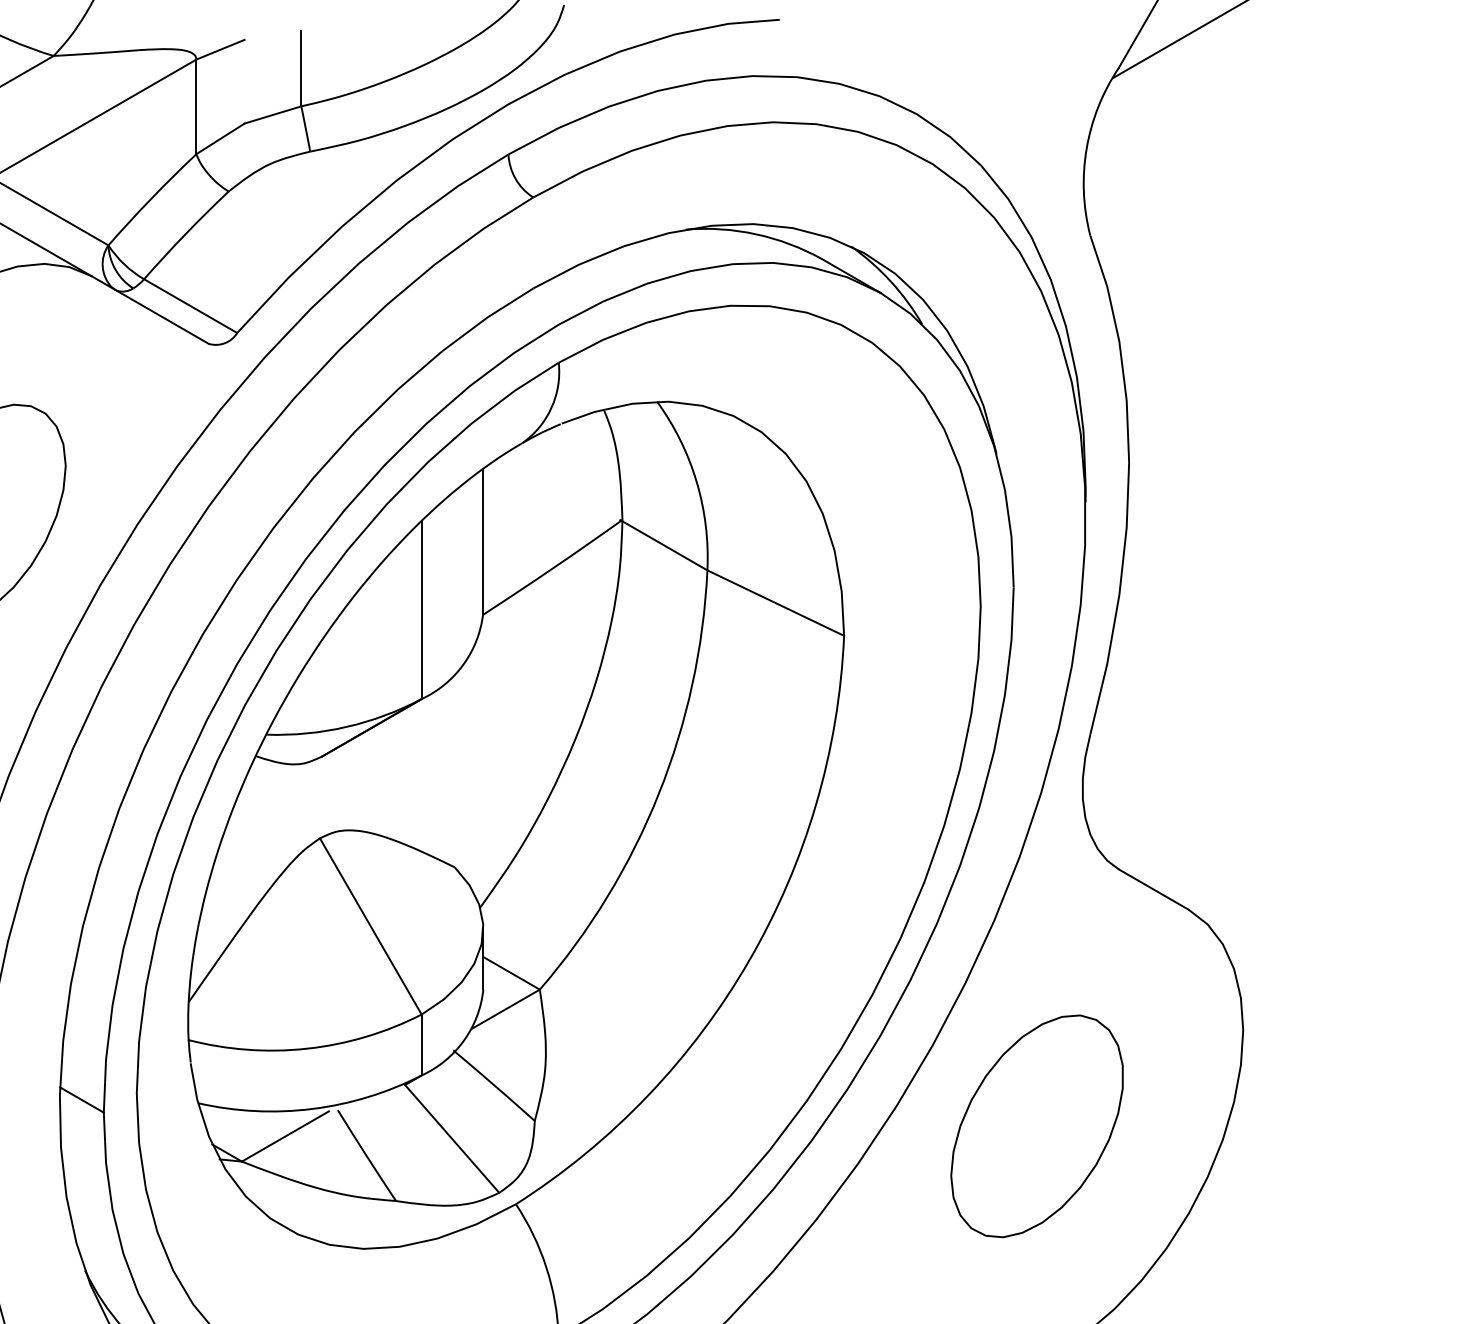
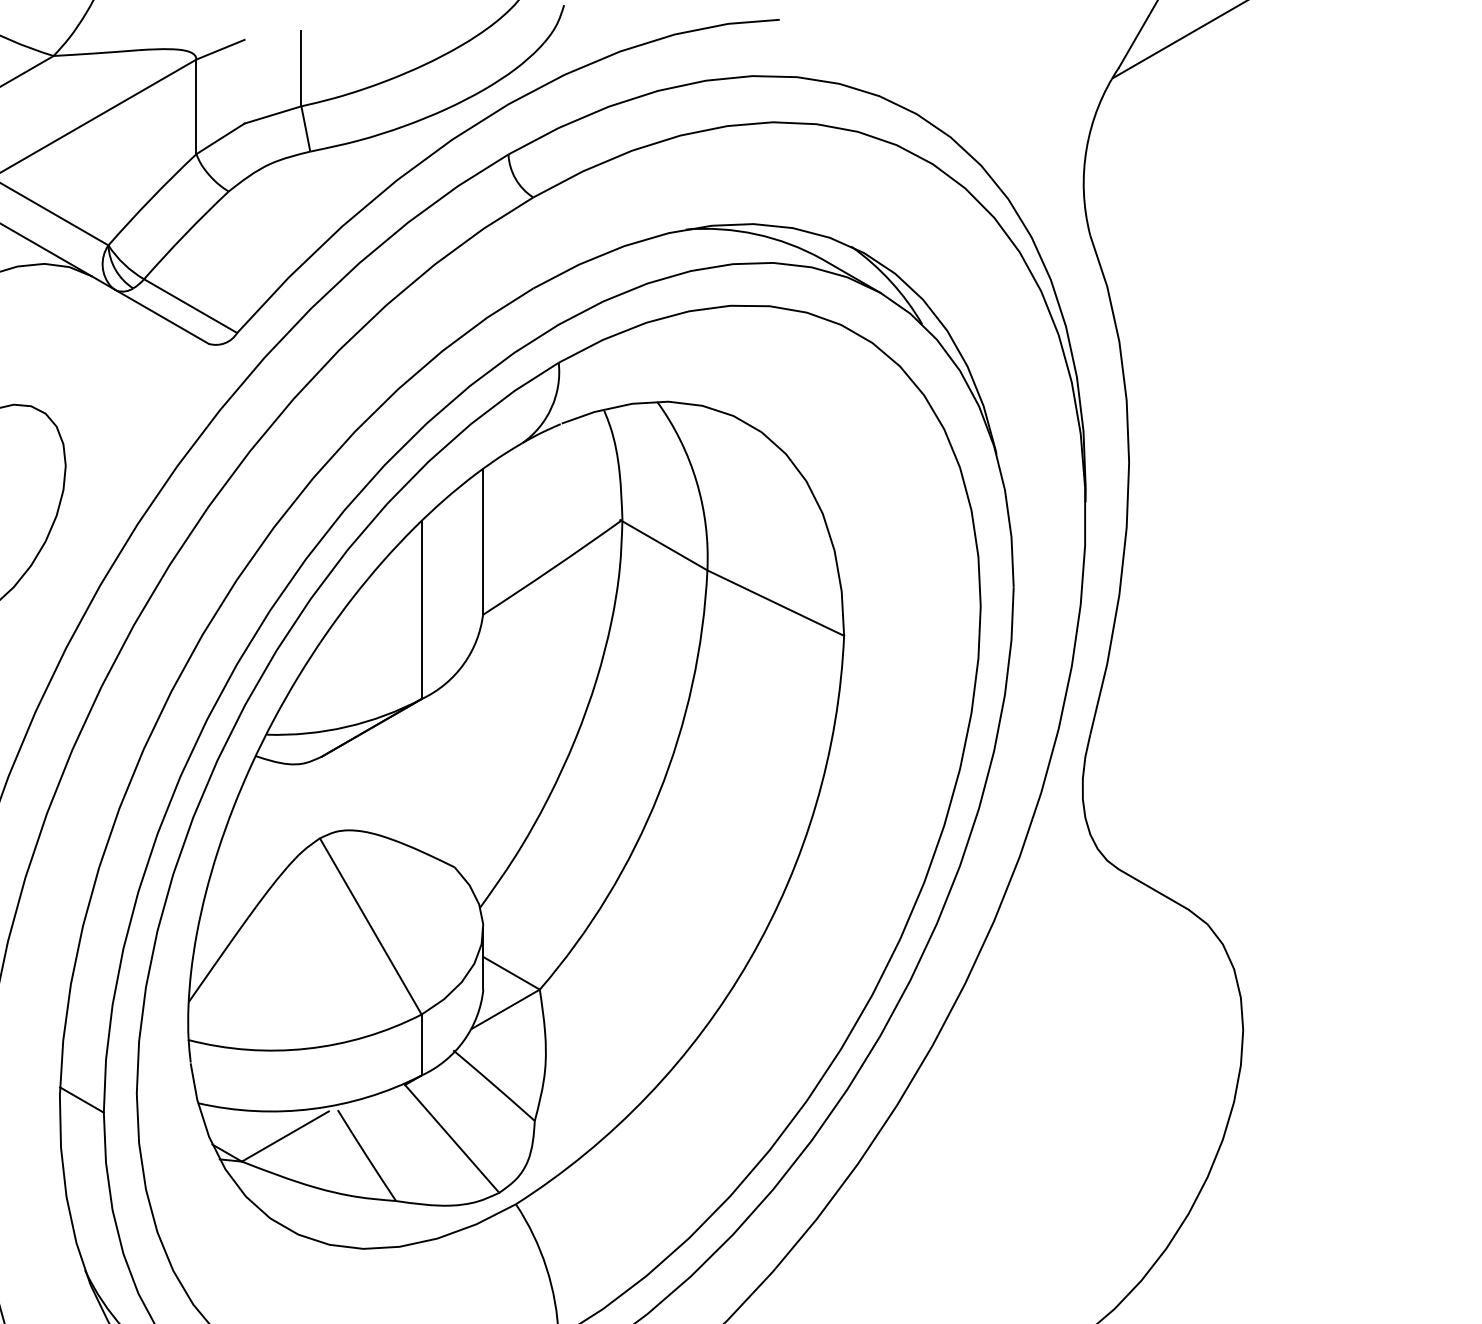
part: present -> none (1036, 1126)
